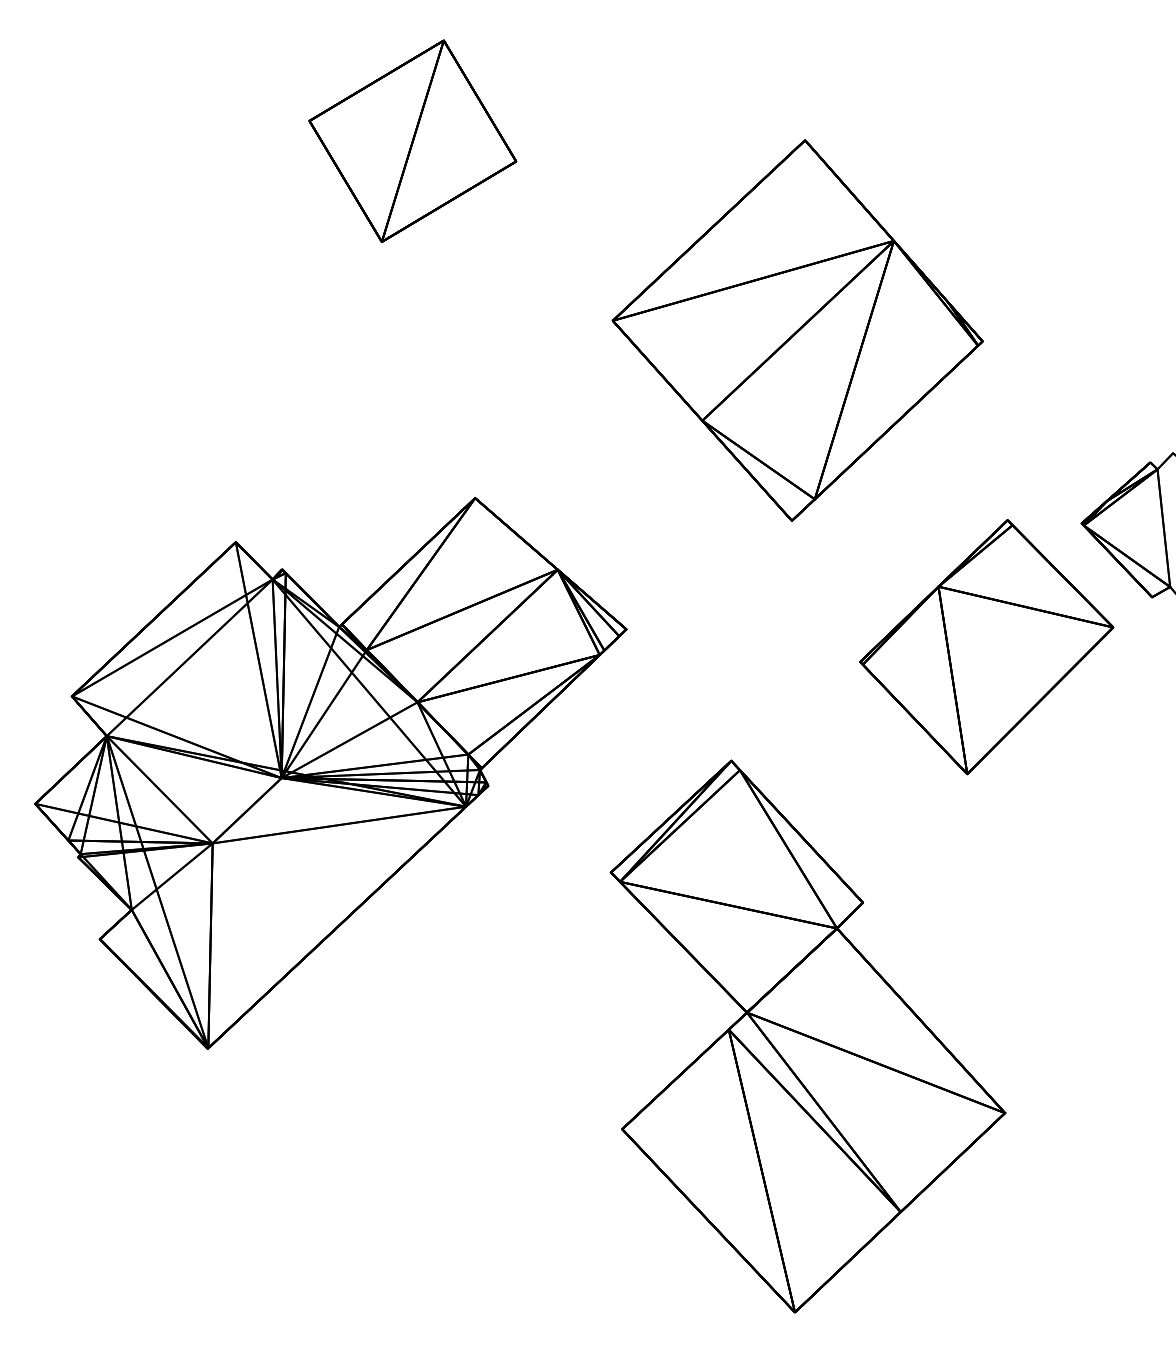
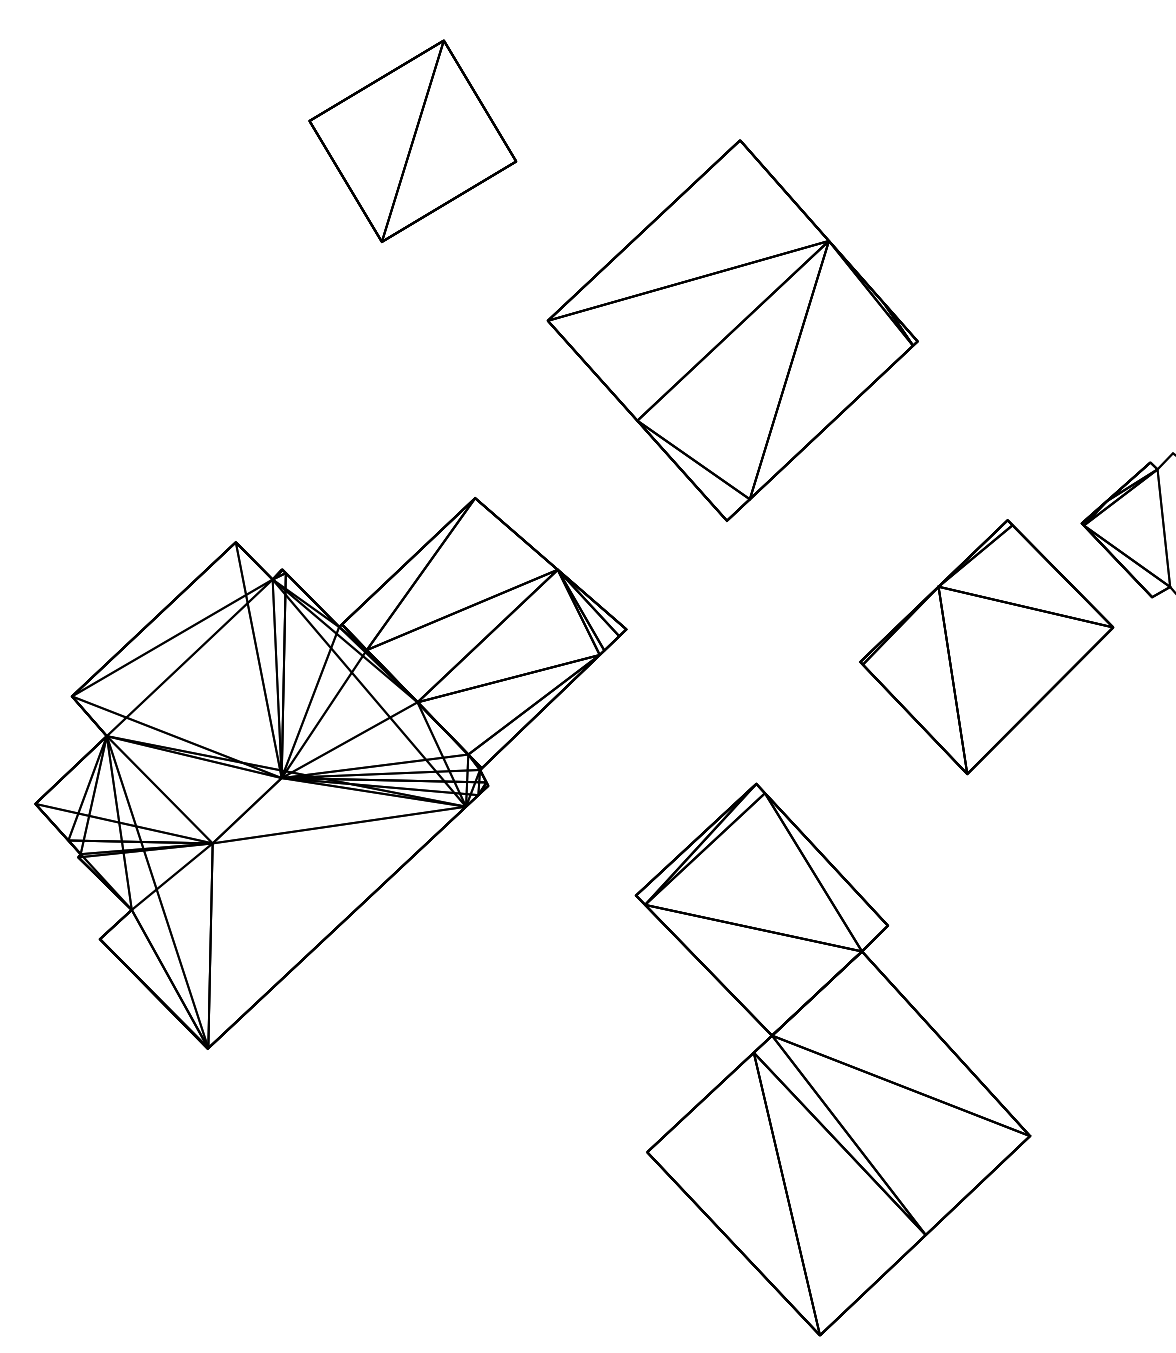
part position: (797, 330) -> (732, 330) (732, 330)
part position: (807, 1036) -> (832, 1059) (832, 1059)
